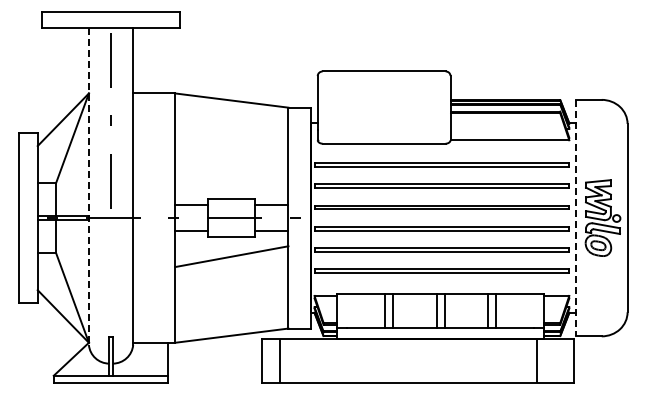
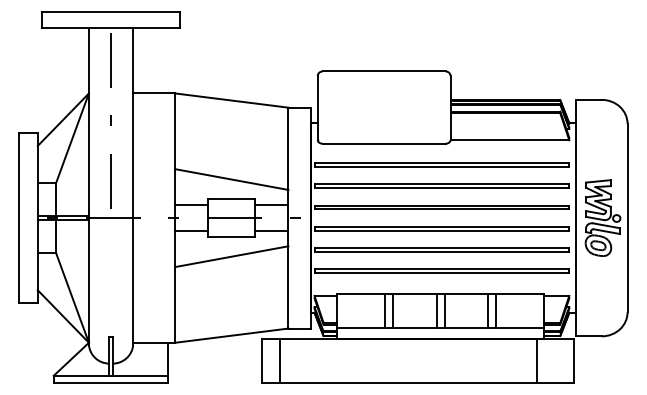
line: none -> present (231, 179)
line: dashed -> solid (88, 187)
line: dashed -> solid (575, 218)
